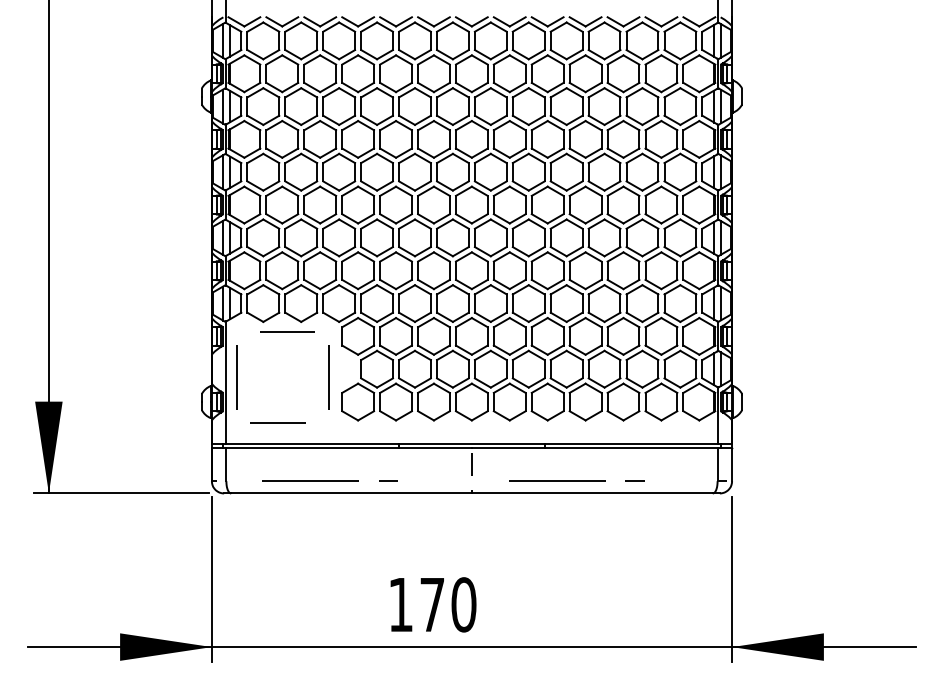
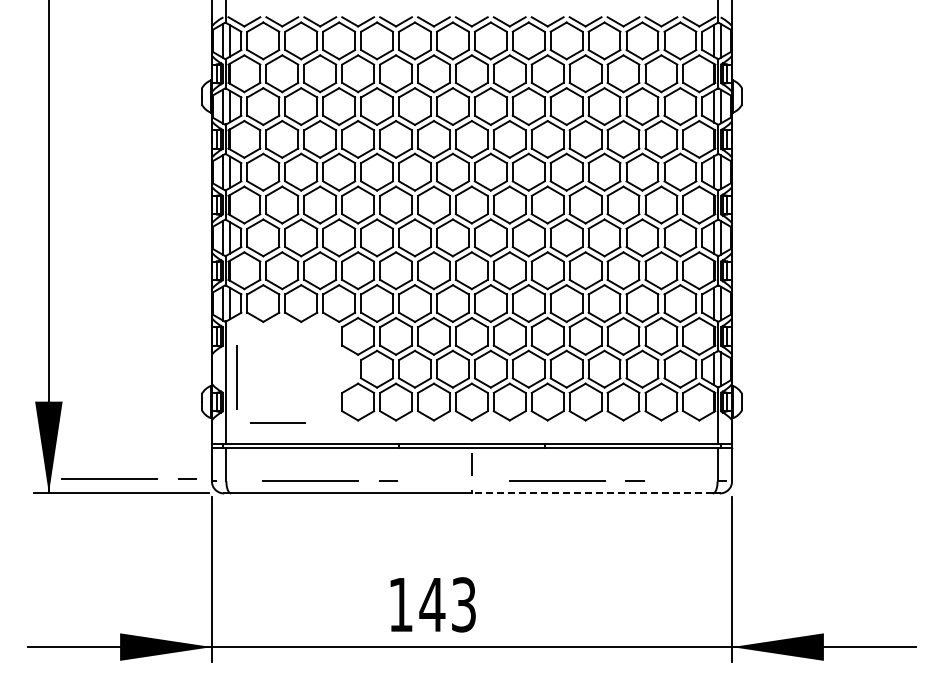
line: present -> none (287, 331)
line: present -> none (328, 377)
line: none -> present (128, 478)
line: solid -> dashed (591, 493)
text: 170 -> 143 (447, 604)
